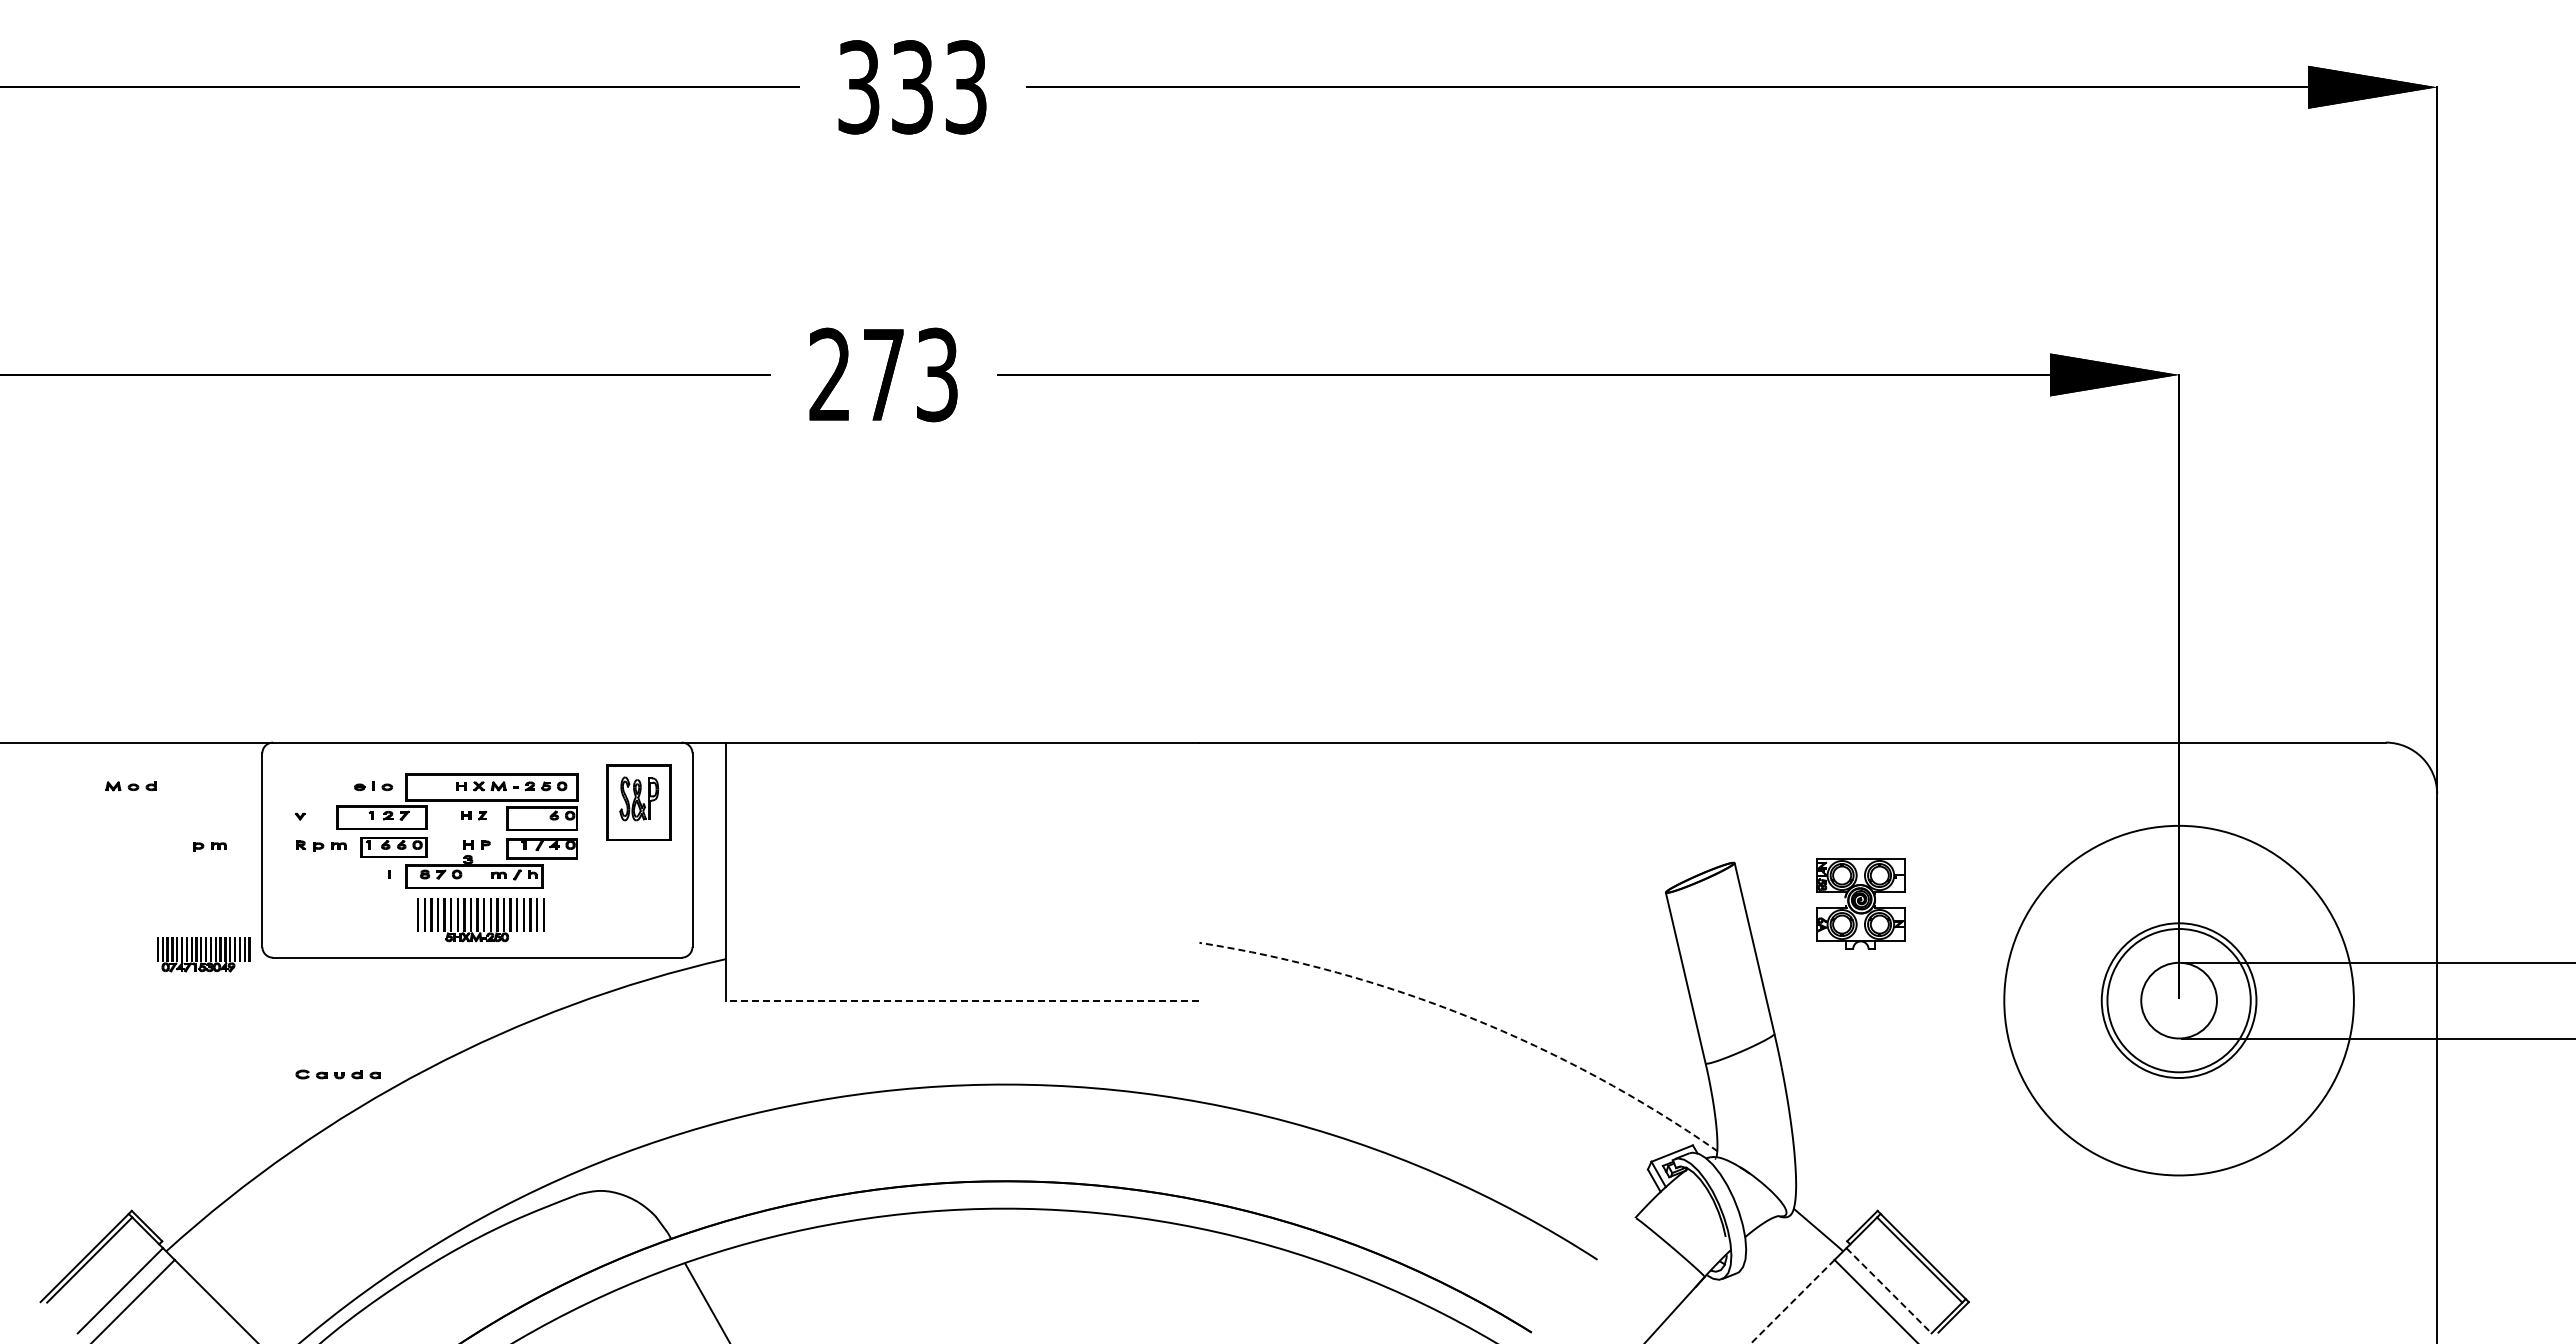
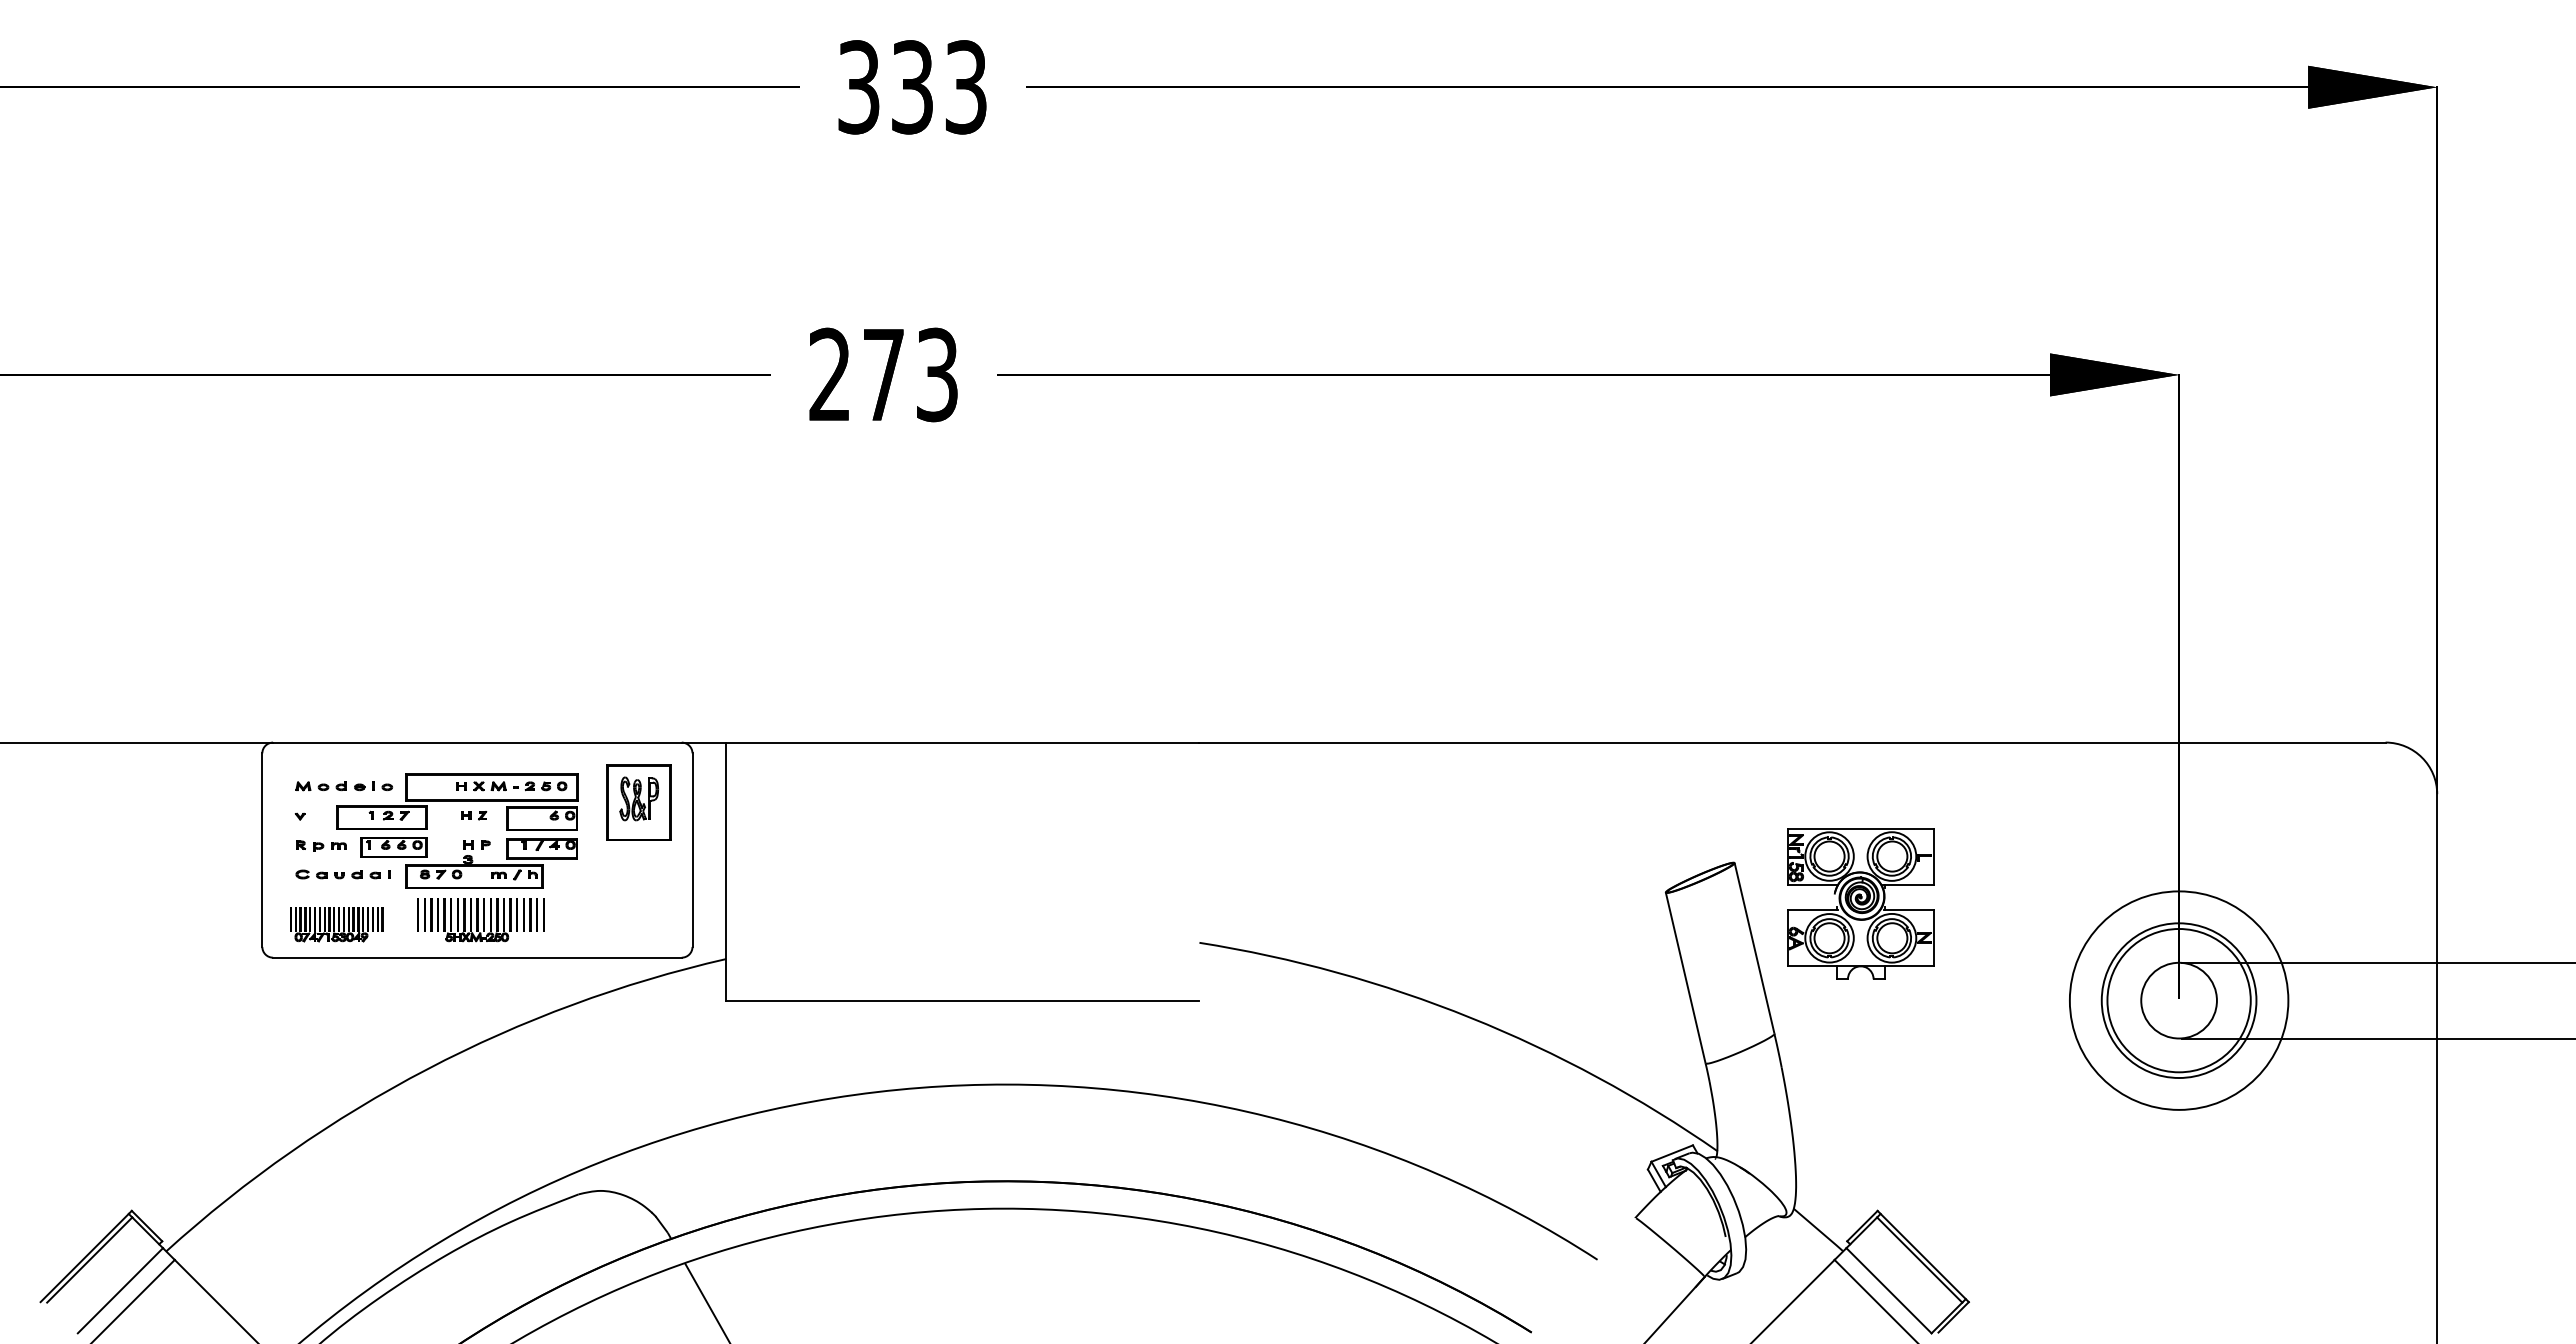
part position: (130, 786) -> (320, 786) (320, 786)
part: present -> none (209, 846)
part size: 90x92 px -> 148x152 px (1860, 903)
part position: (203, 954) -> (336, 924) (336, 924)
line: dashed -> solid (962, 1000)
circle diameter: 350 px -> 219 px (2178, 1000)
arc: dashed -> solid (1470, 1017)
part position: (337, 1074) -> (337, 874) (337, 874)
line: dashed -> solid (1889, 1291)
line: dashed -> solid (1792, 1302)
